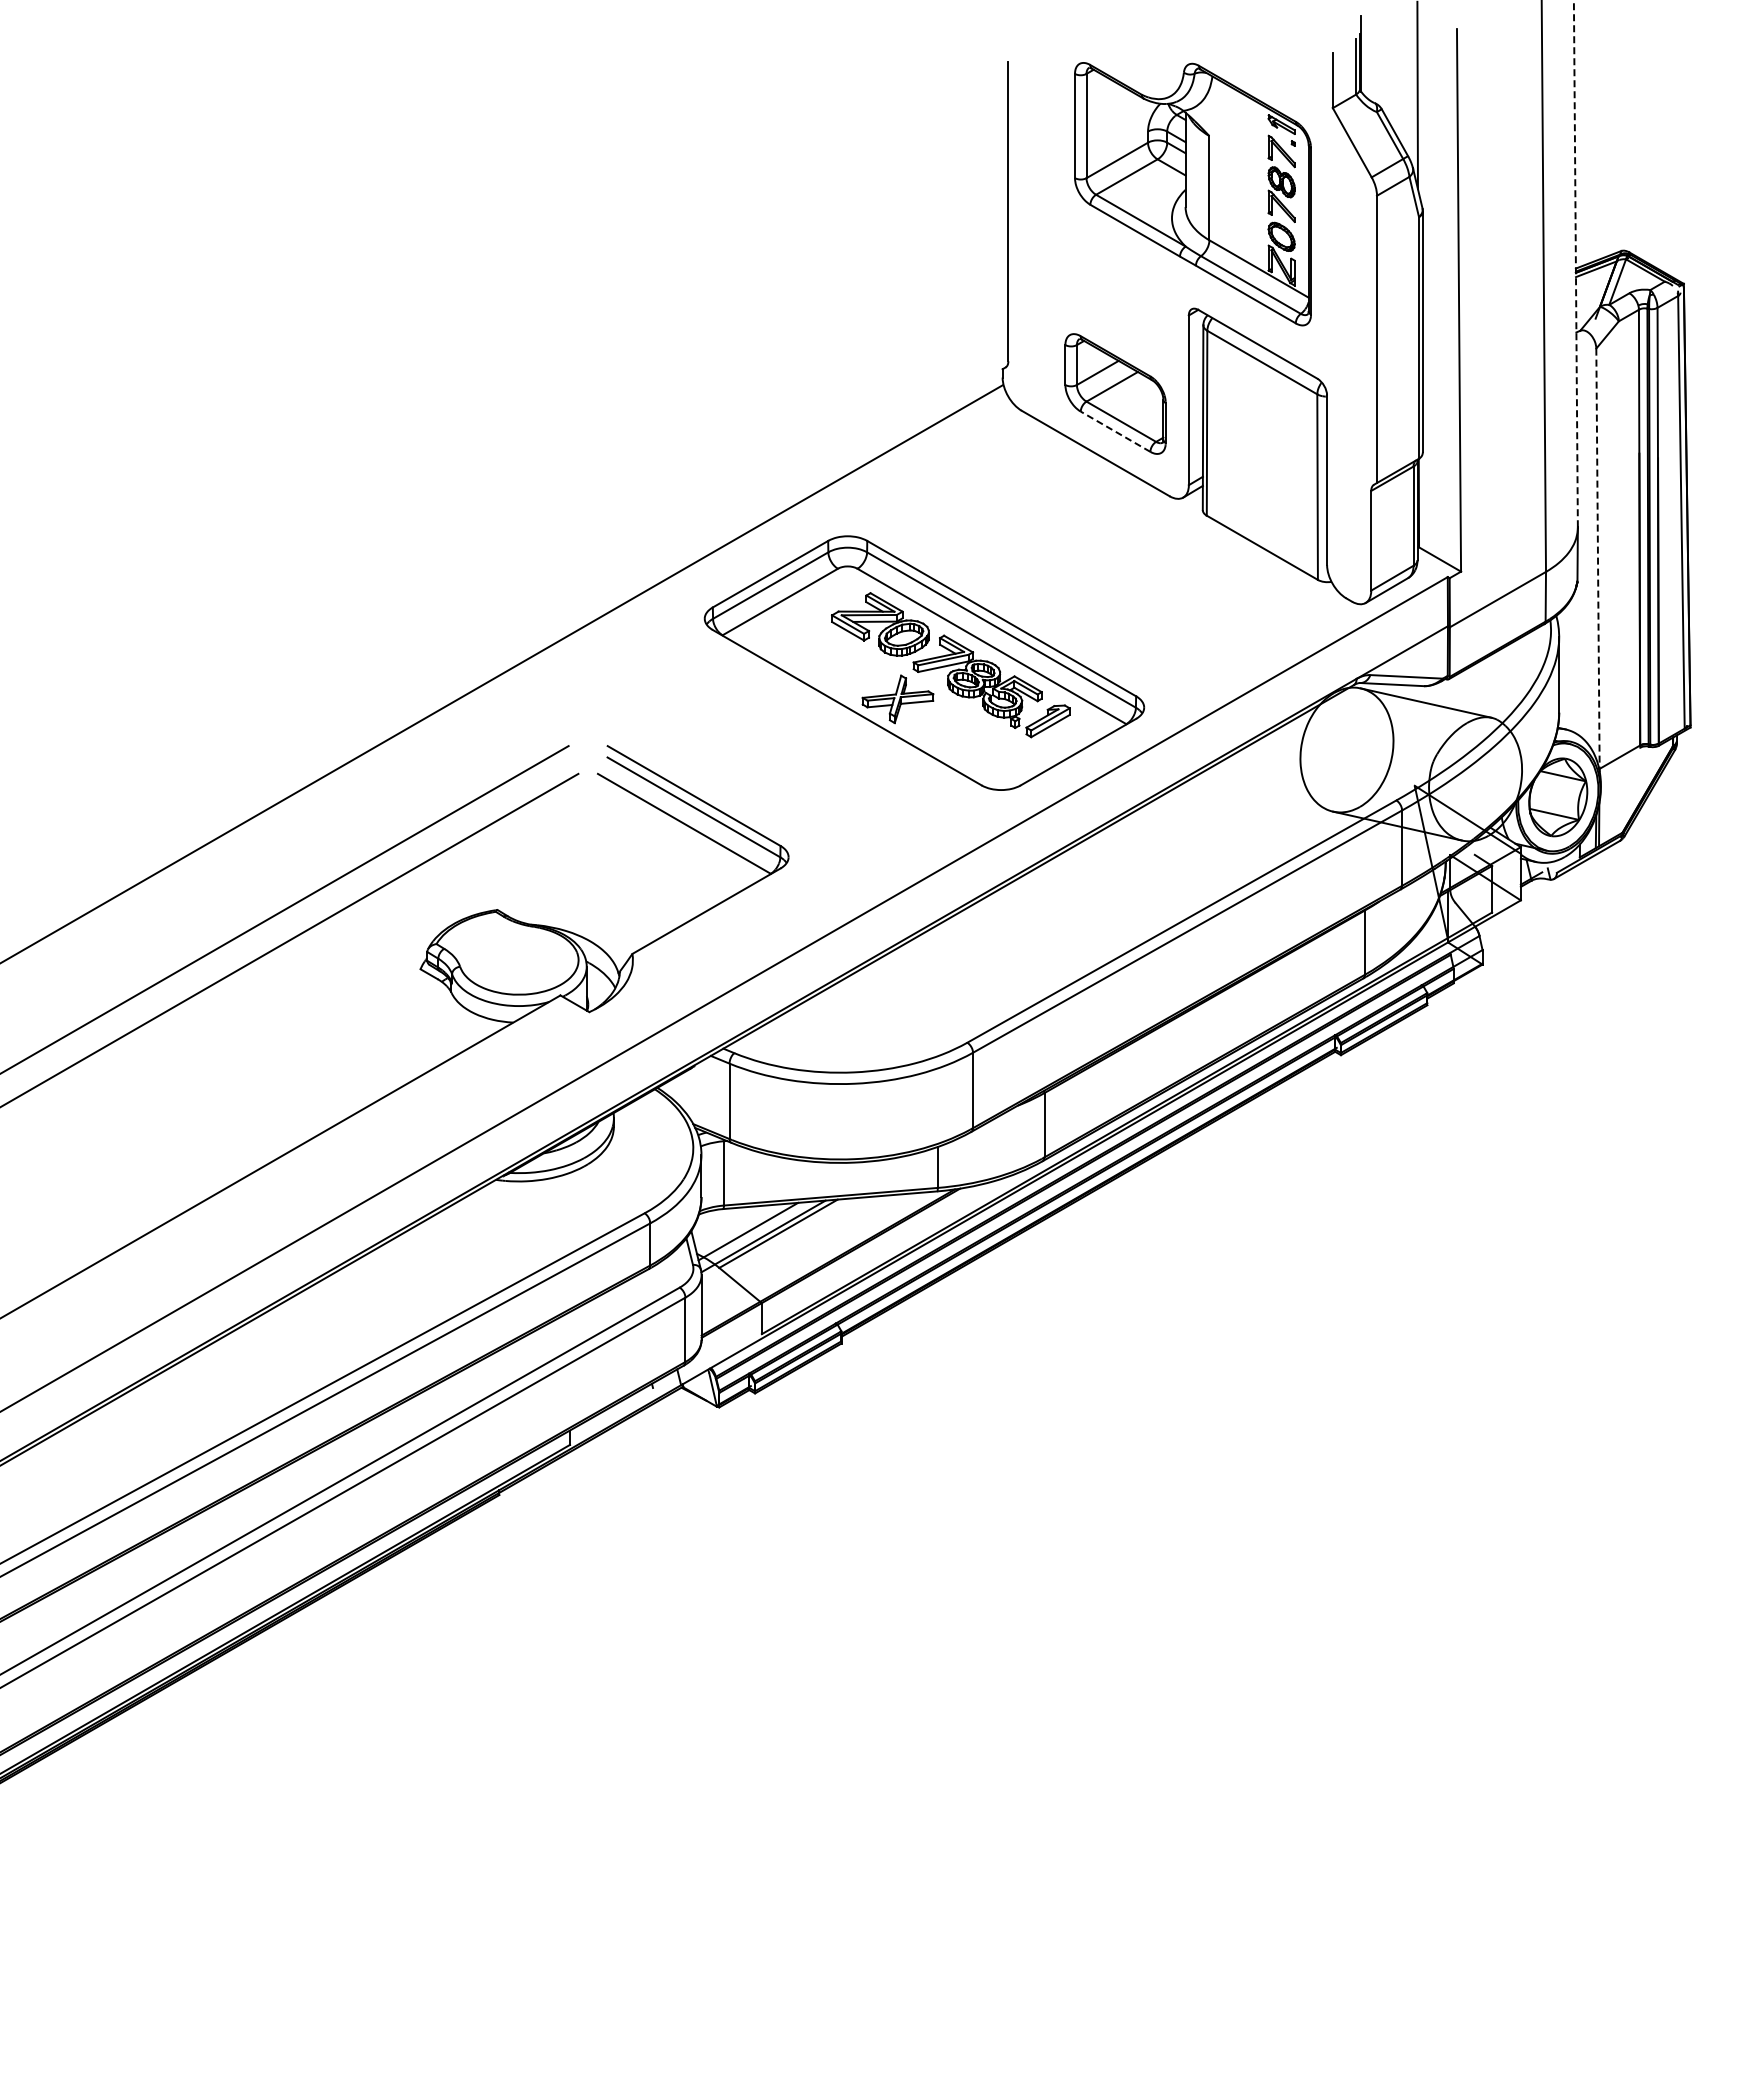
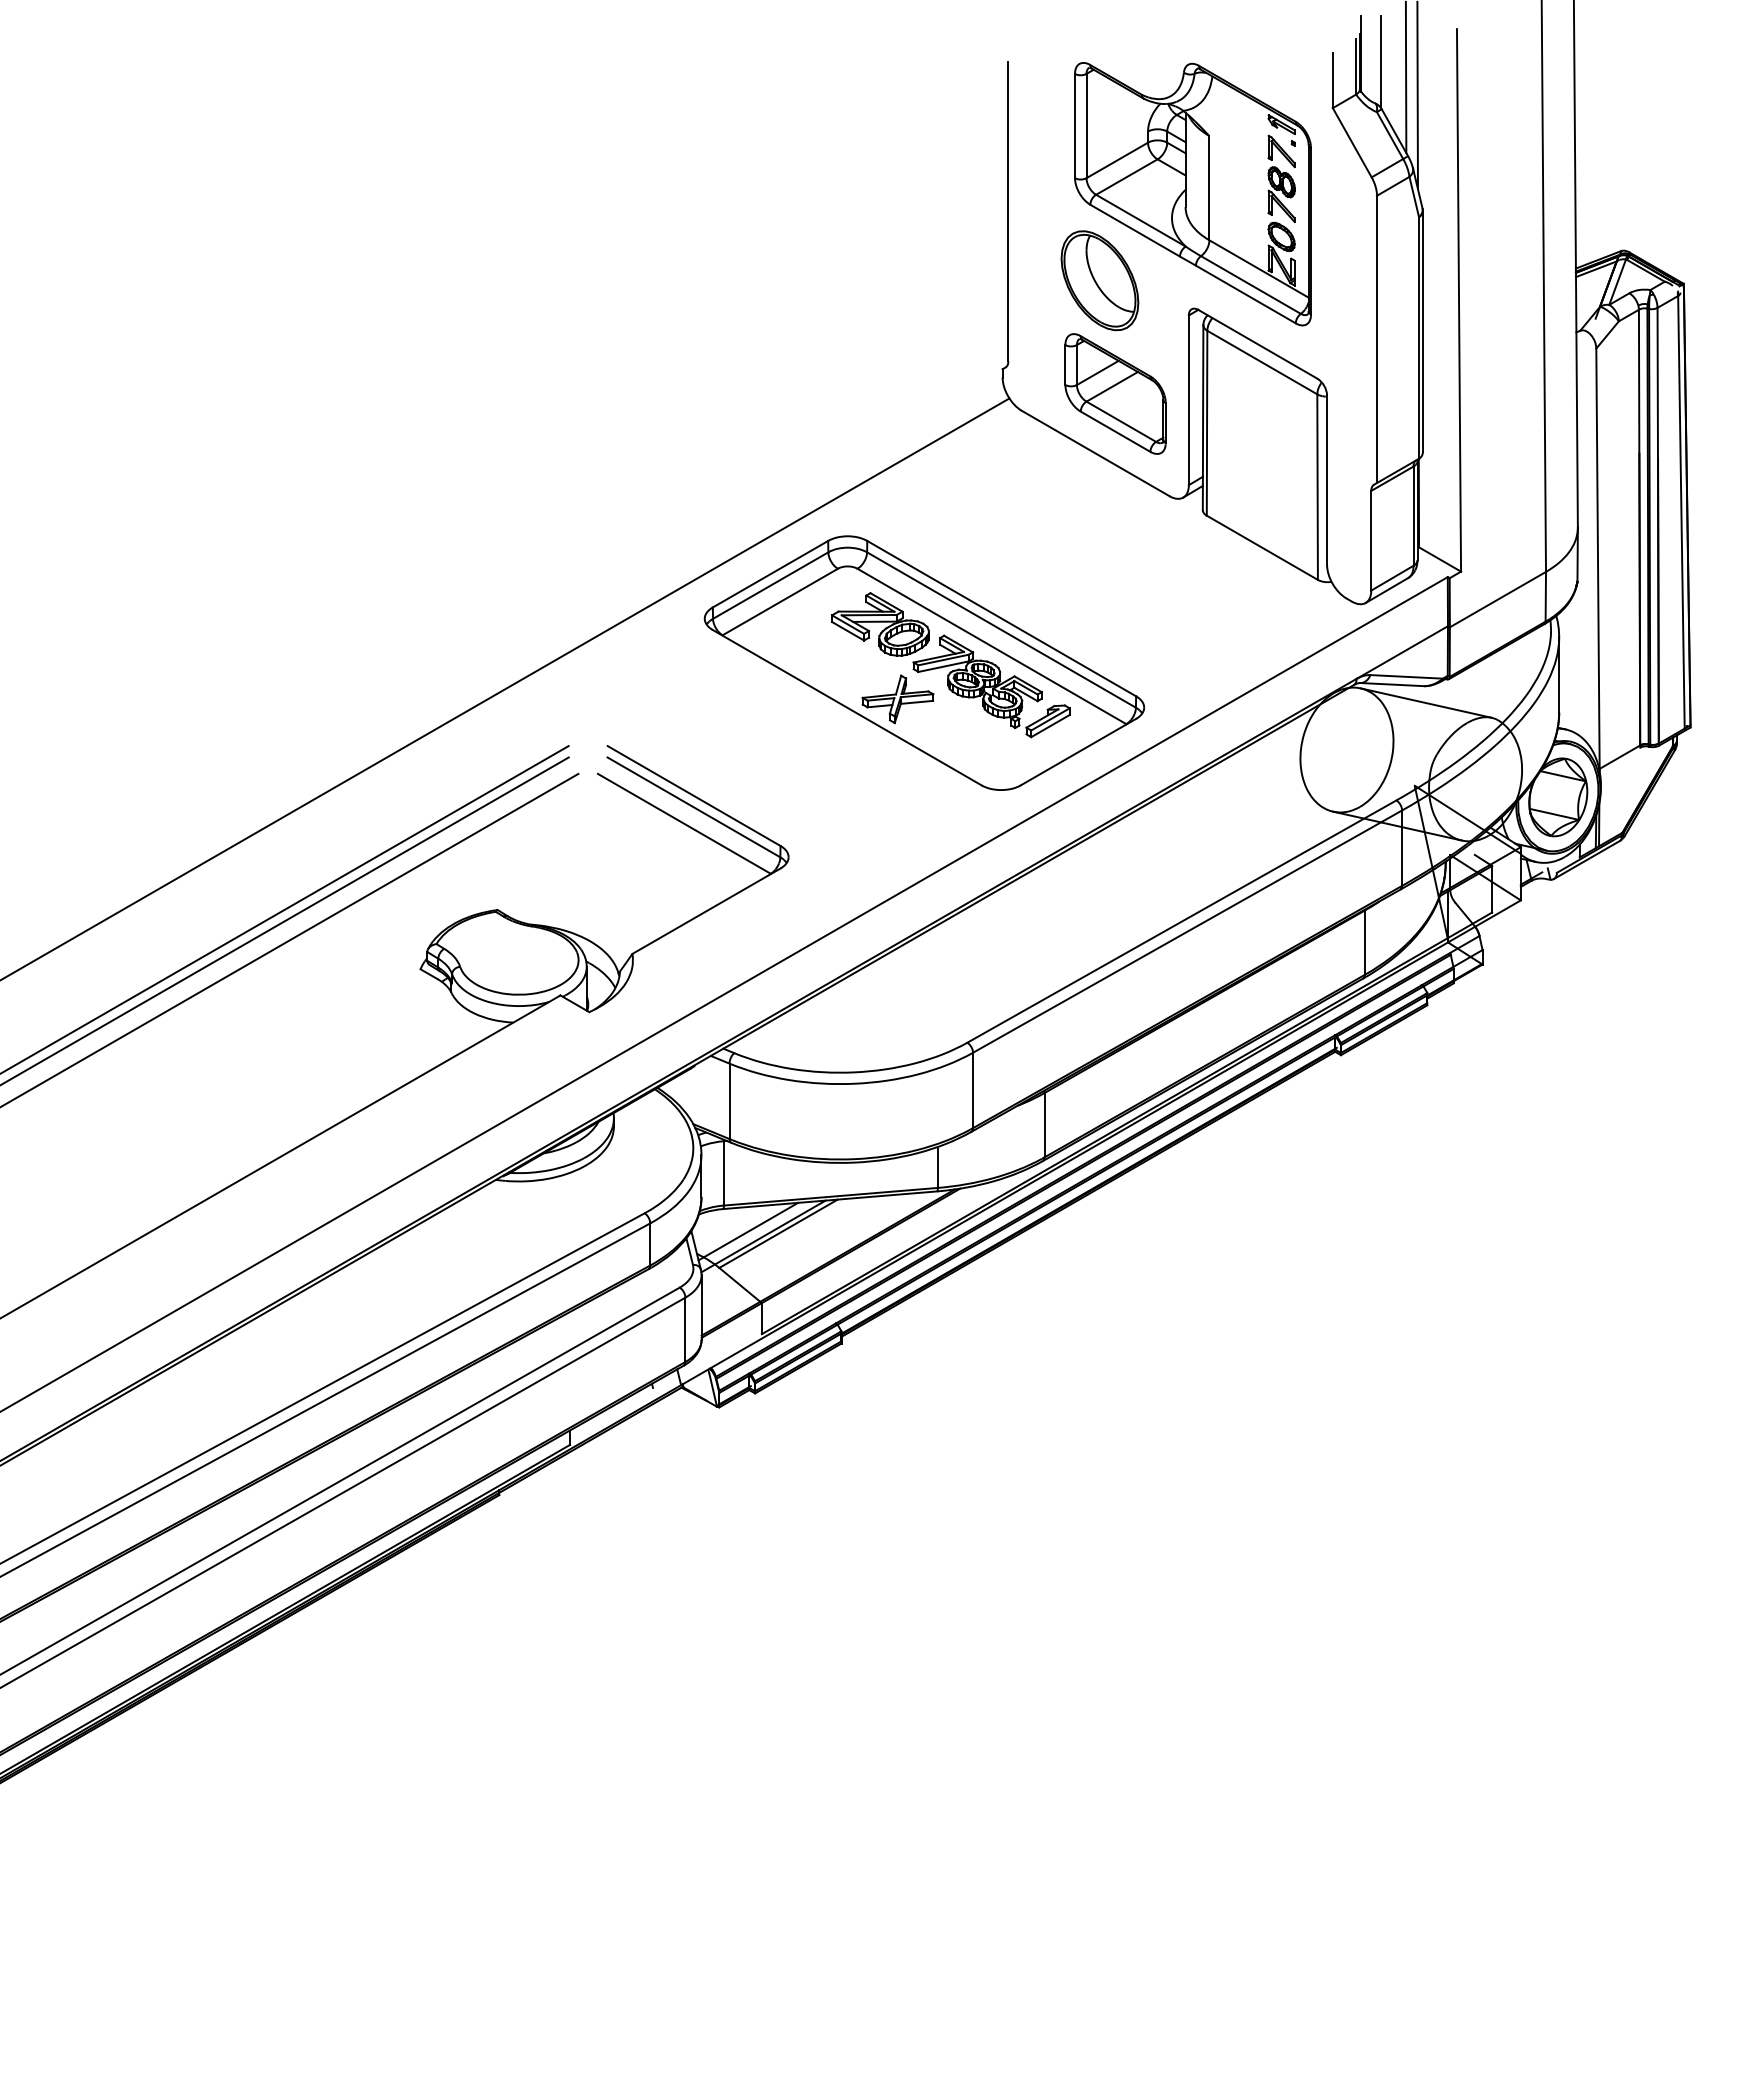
line: none -> present (1380, 61)
line: none -> present (1405, 77)
line: dashed -> solid (1575, 263)
part: none -> present (1099, 280)
line: dashed -> solid (1115, 431)
line: dashed -> solid (1597, 559)
line position: (502, 673) -> (505, 688) (505, 688)
line: none -> present (285, 920)
